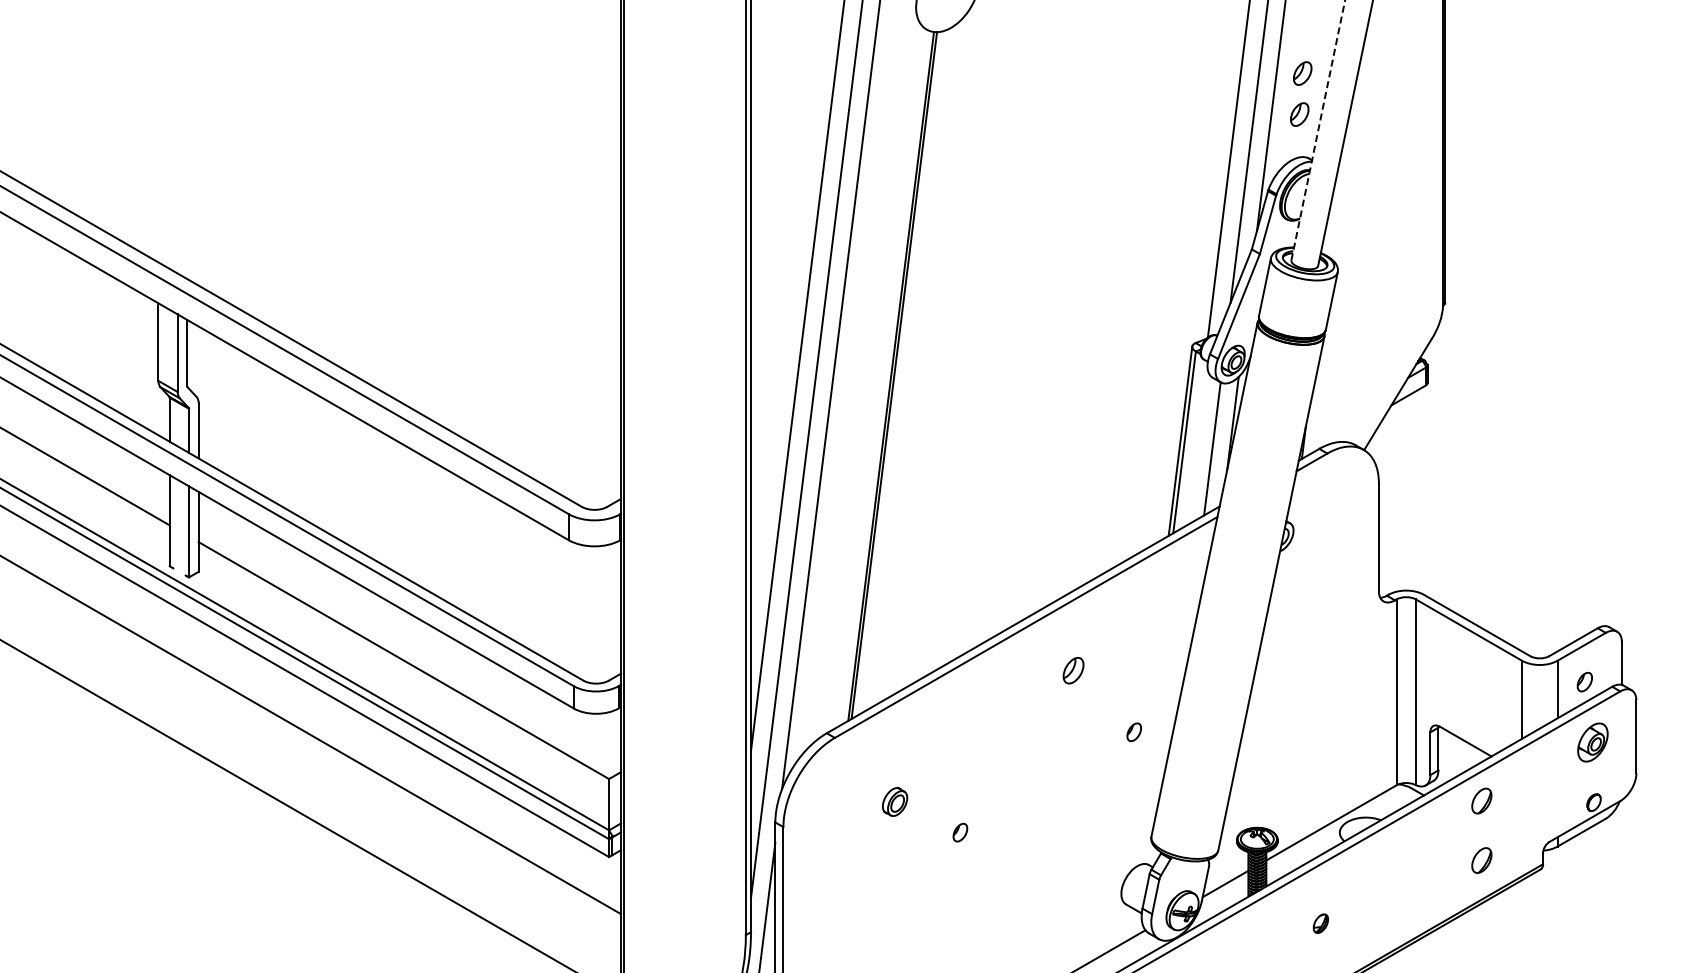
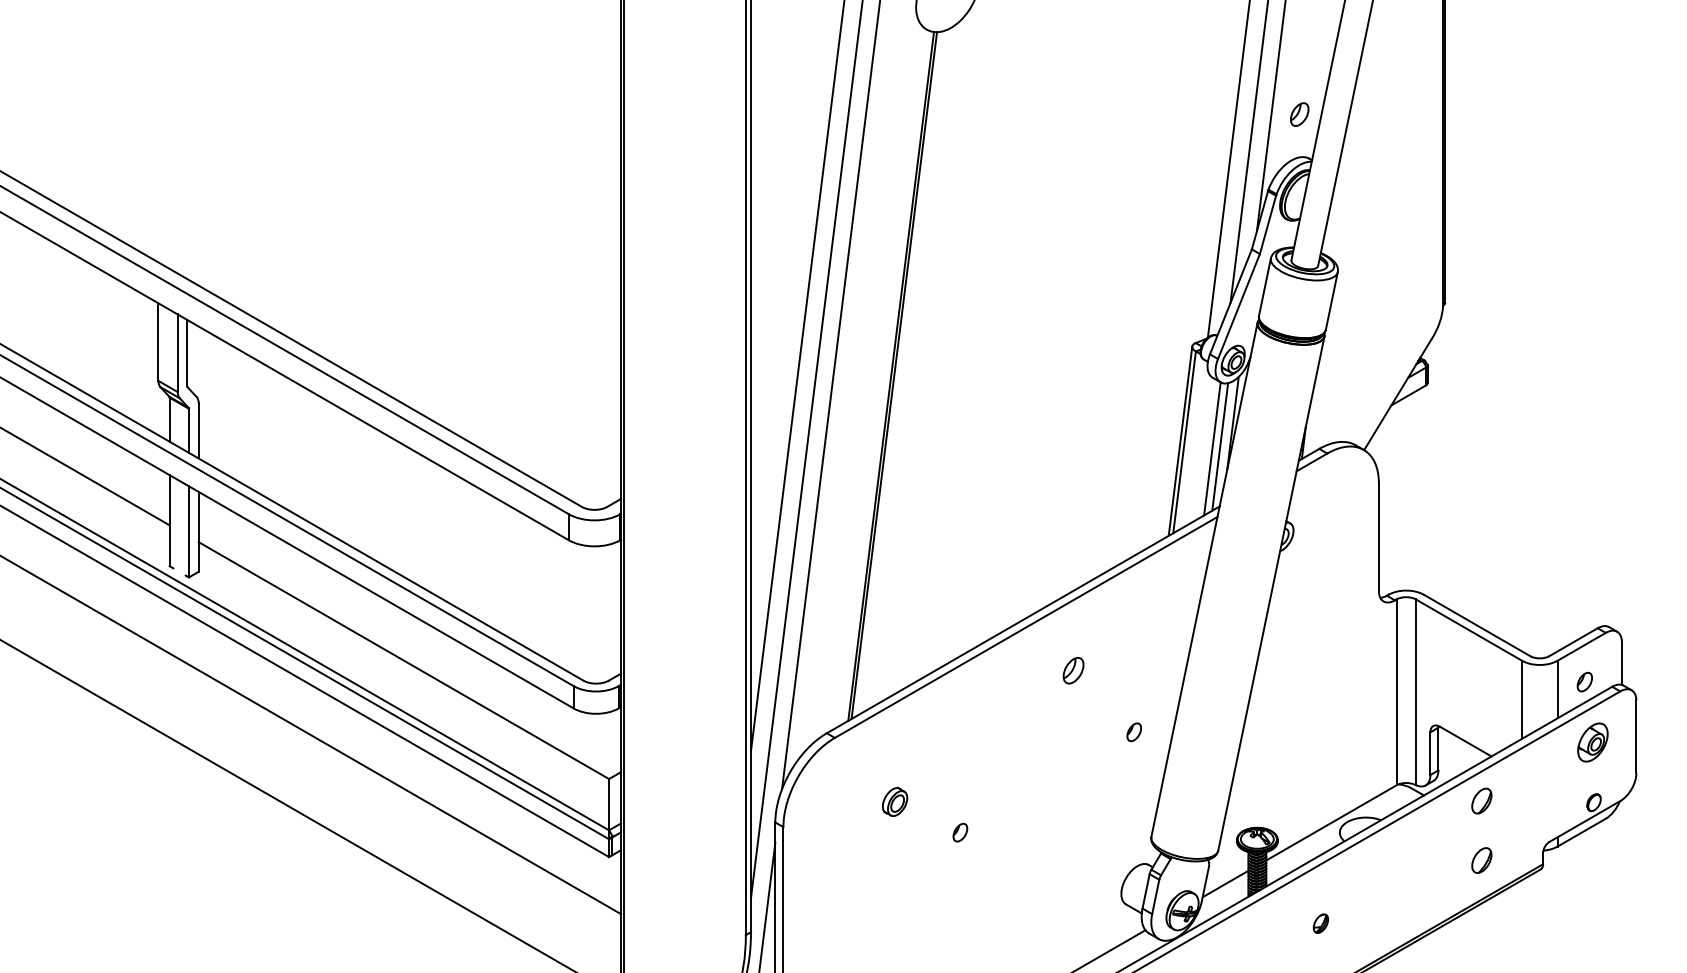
part: present -> none (1302, 73)
line: dashed -> solid (1318, 130)
line: none -> present (1220, 446)
